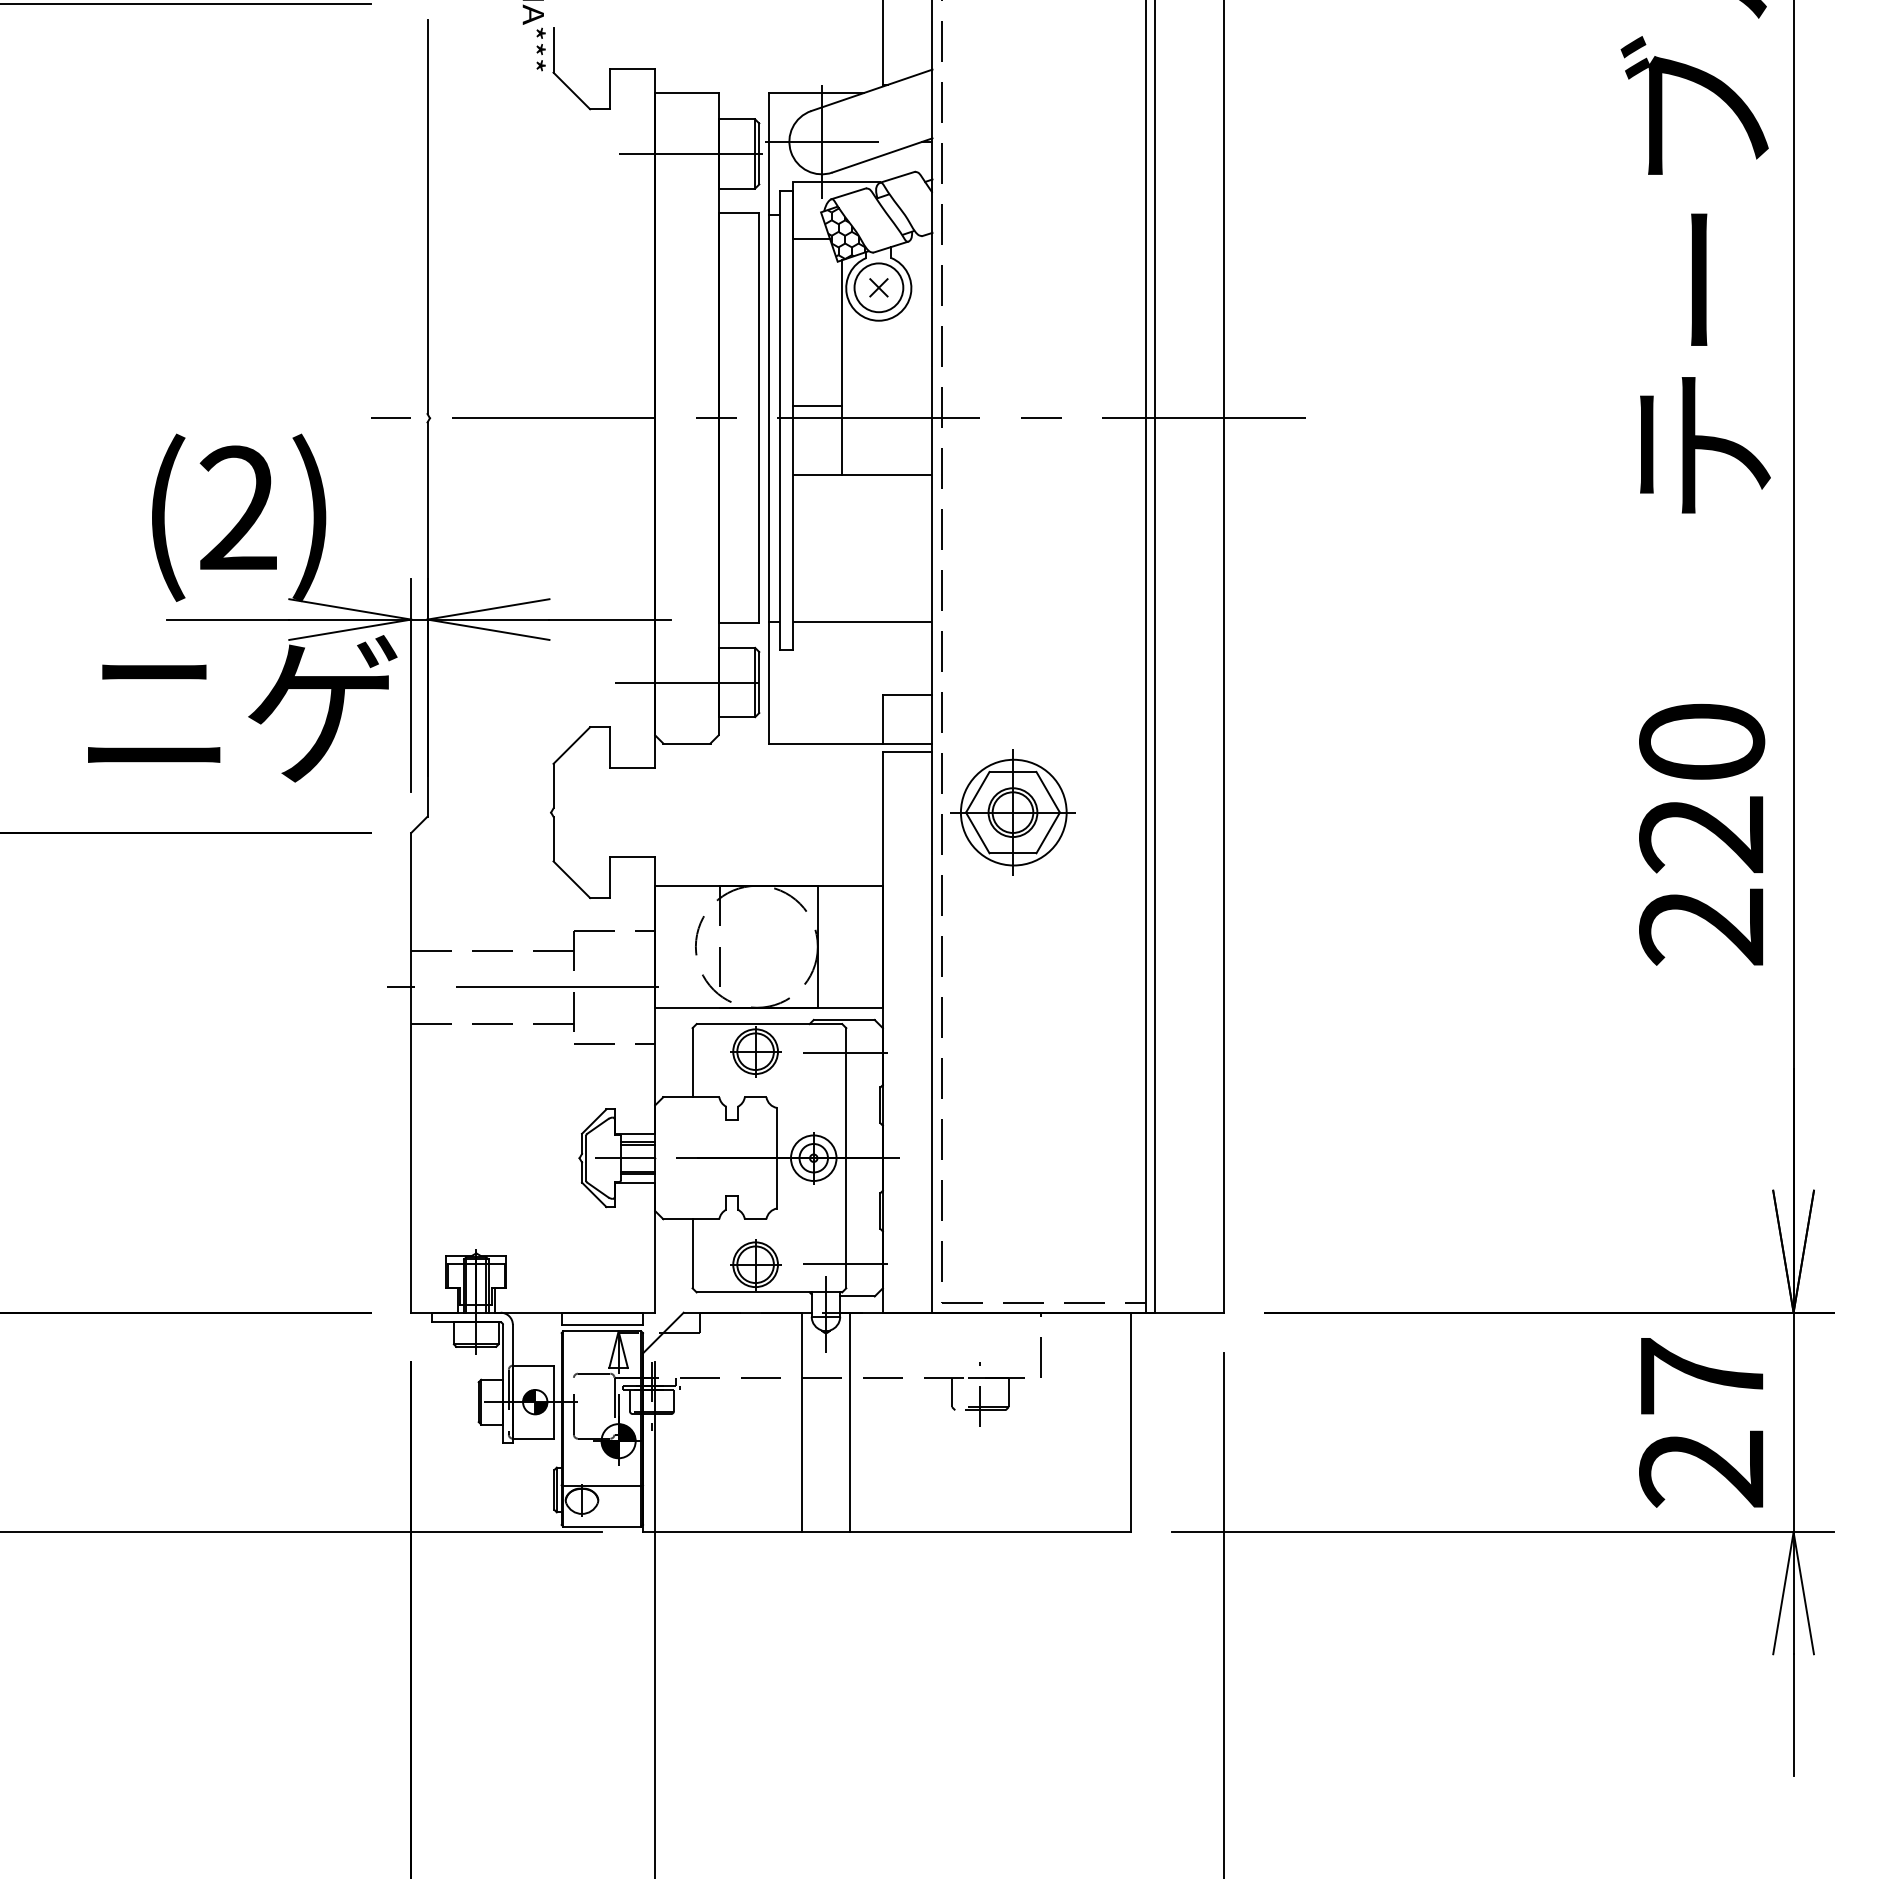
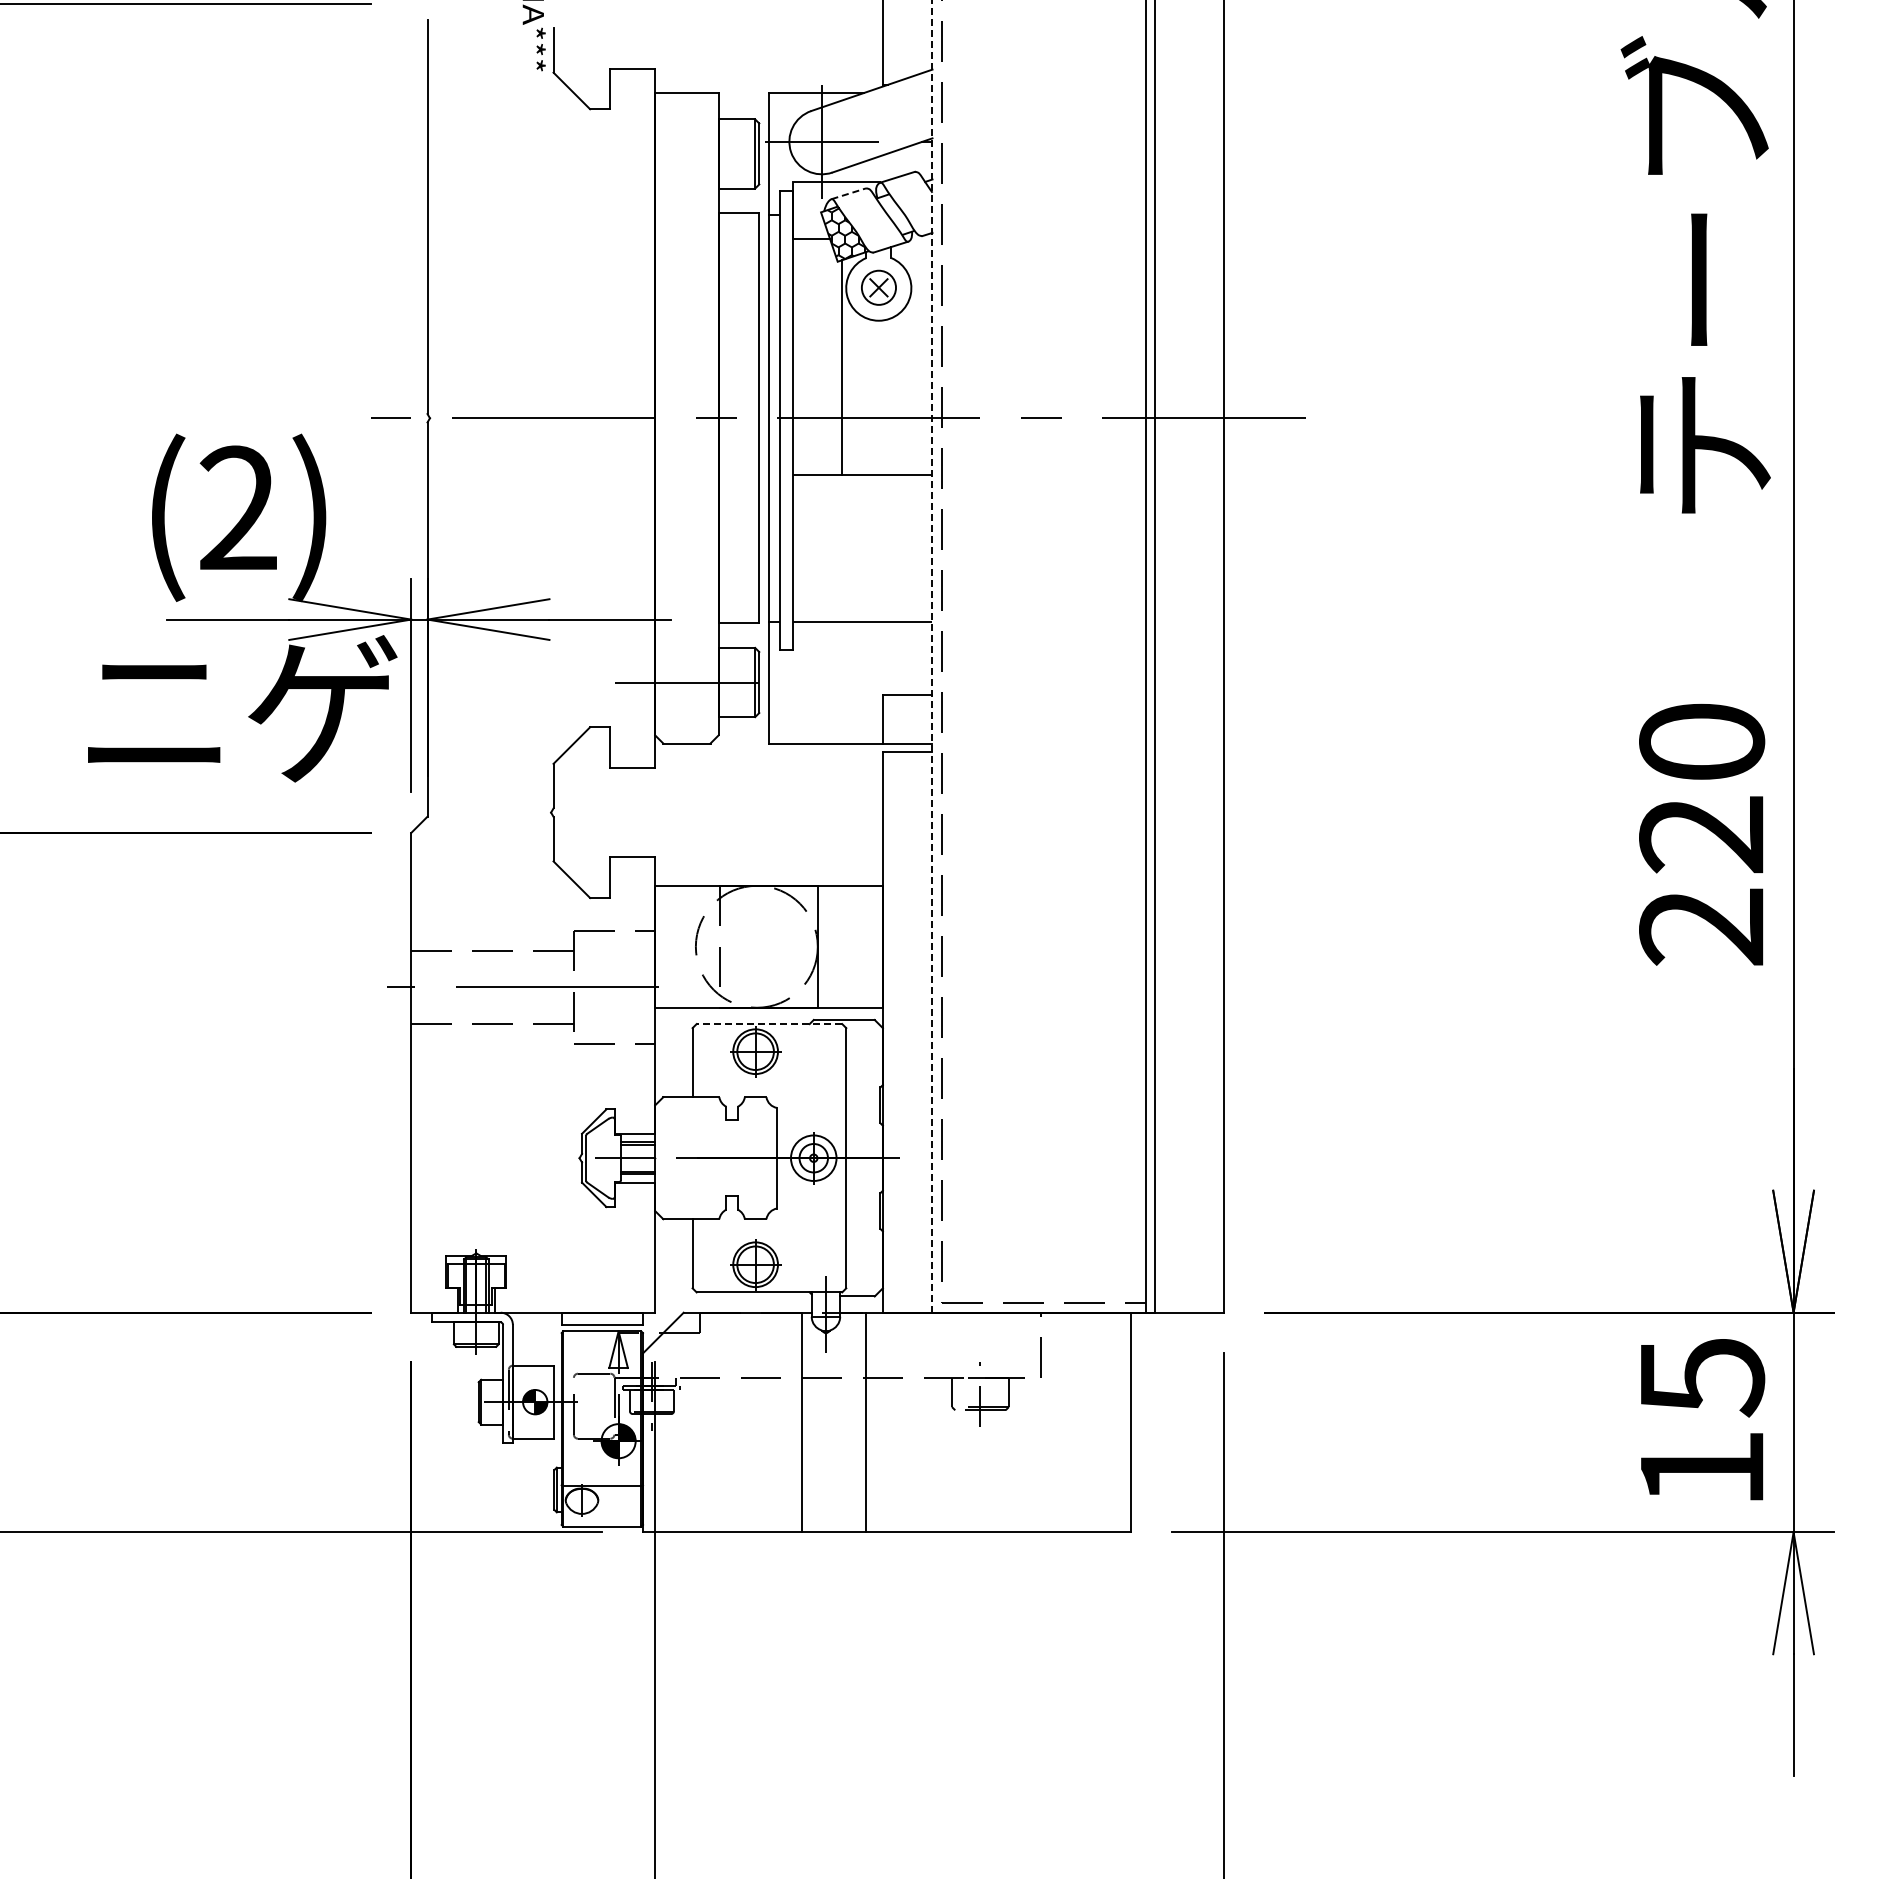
line: present -> none (690, 153)
line: solid -> dashed (849, 193)
circle diameter: 49 px -> 34 px (878, 287)
line: present -> none (817, 406)
line: solid -> dashed (932, 656)
part: present -> none (1012, 812)
line: solid -> dashed (769, 1024)
line: present -> none (845, 1052)
line: present -> none (845, 1263)
line position: (850, 1422) -> (866, 1422) (866, 1422)
text: 27 -> 15 (1702, 1422)
